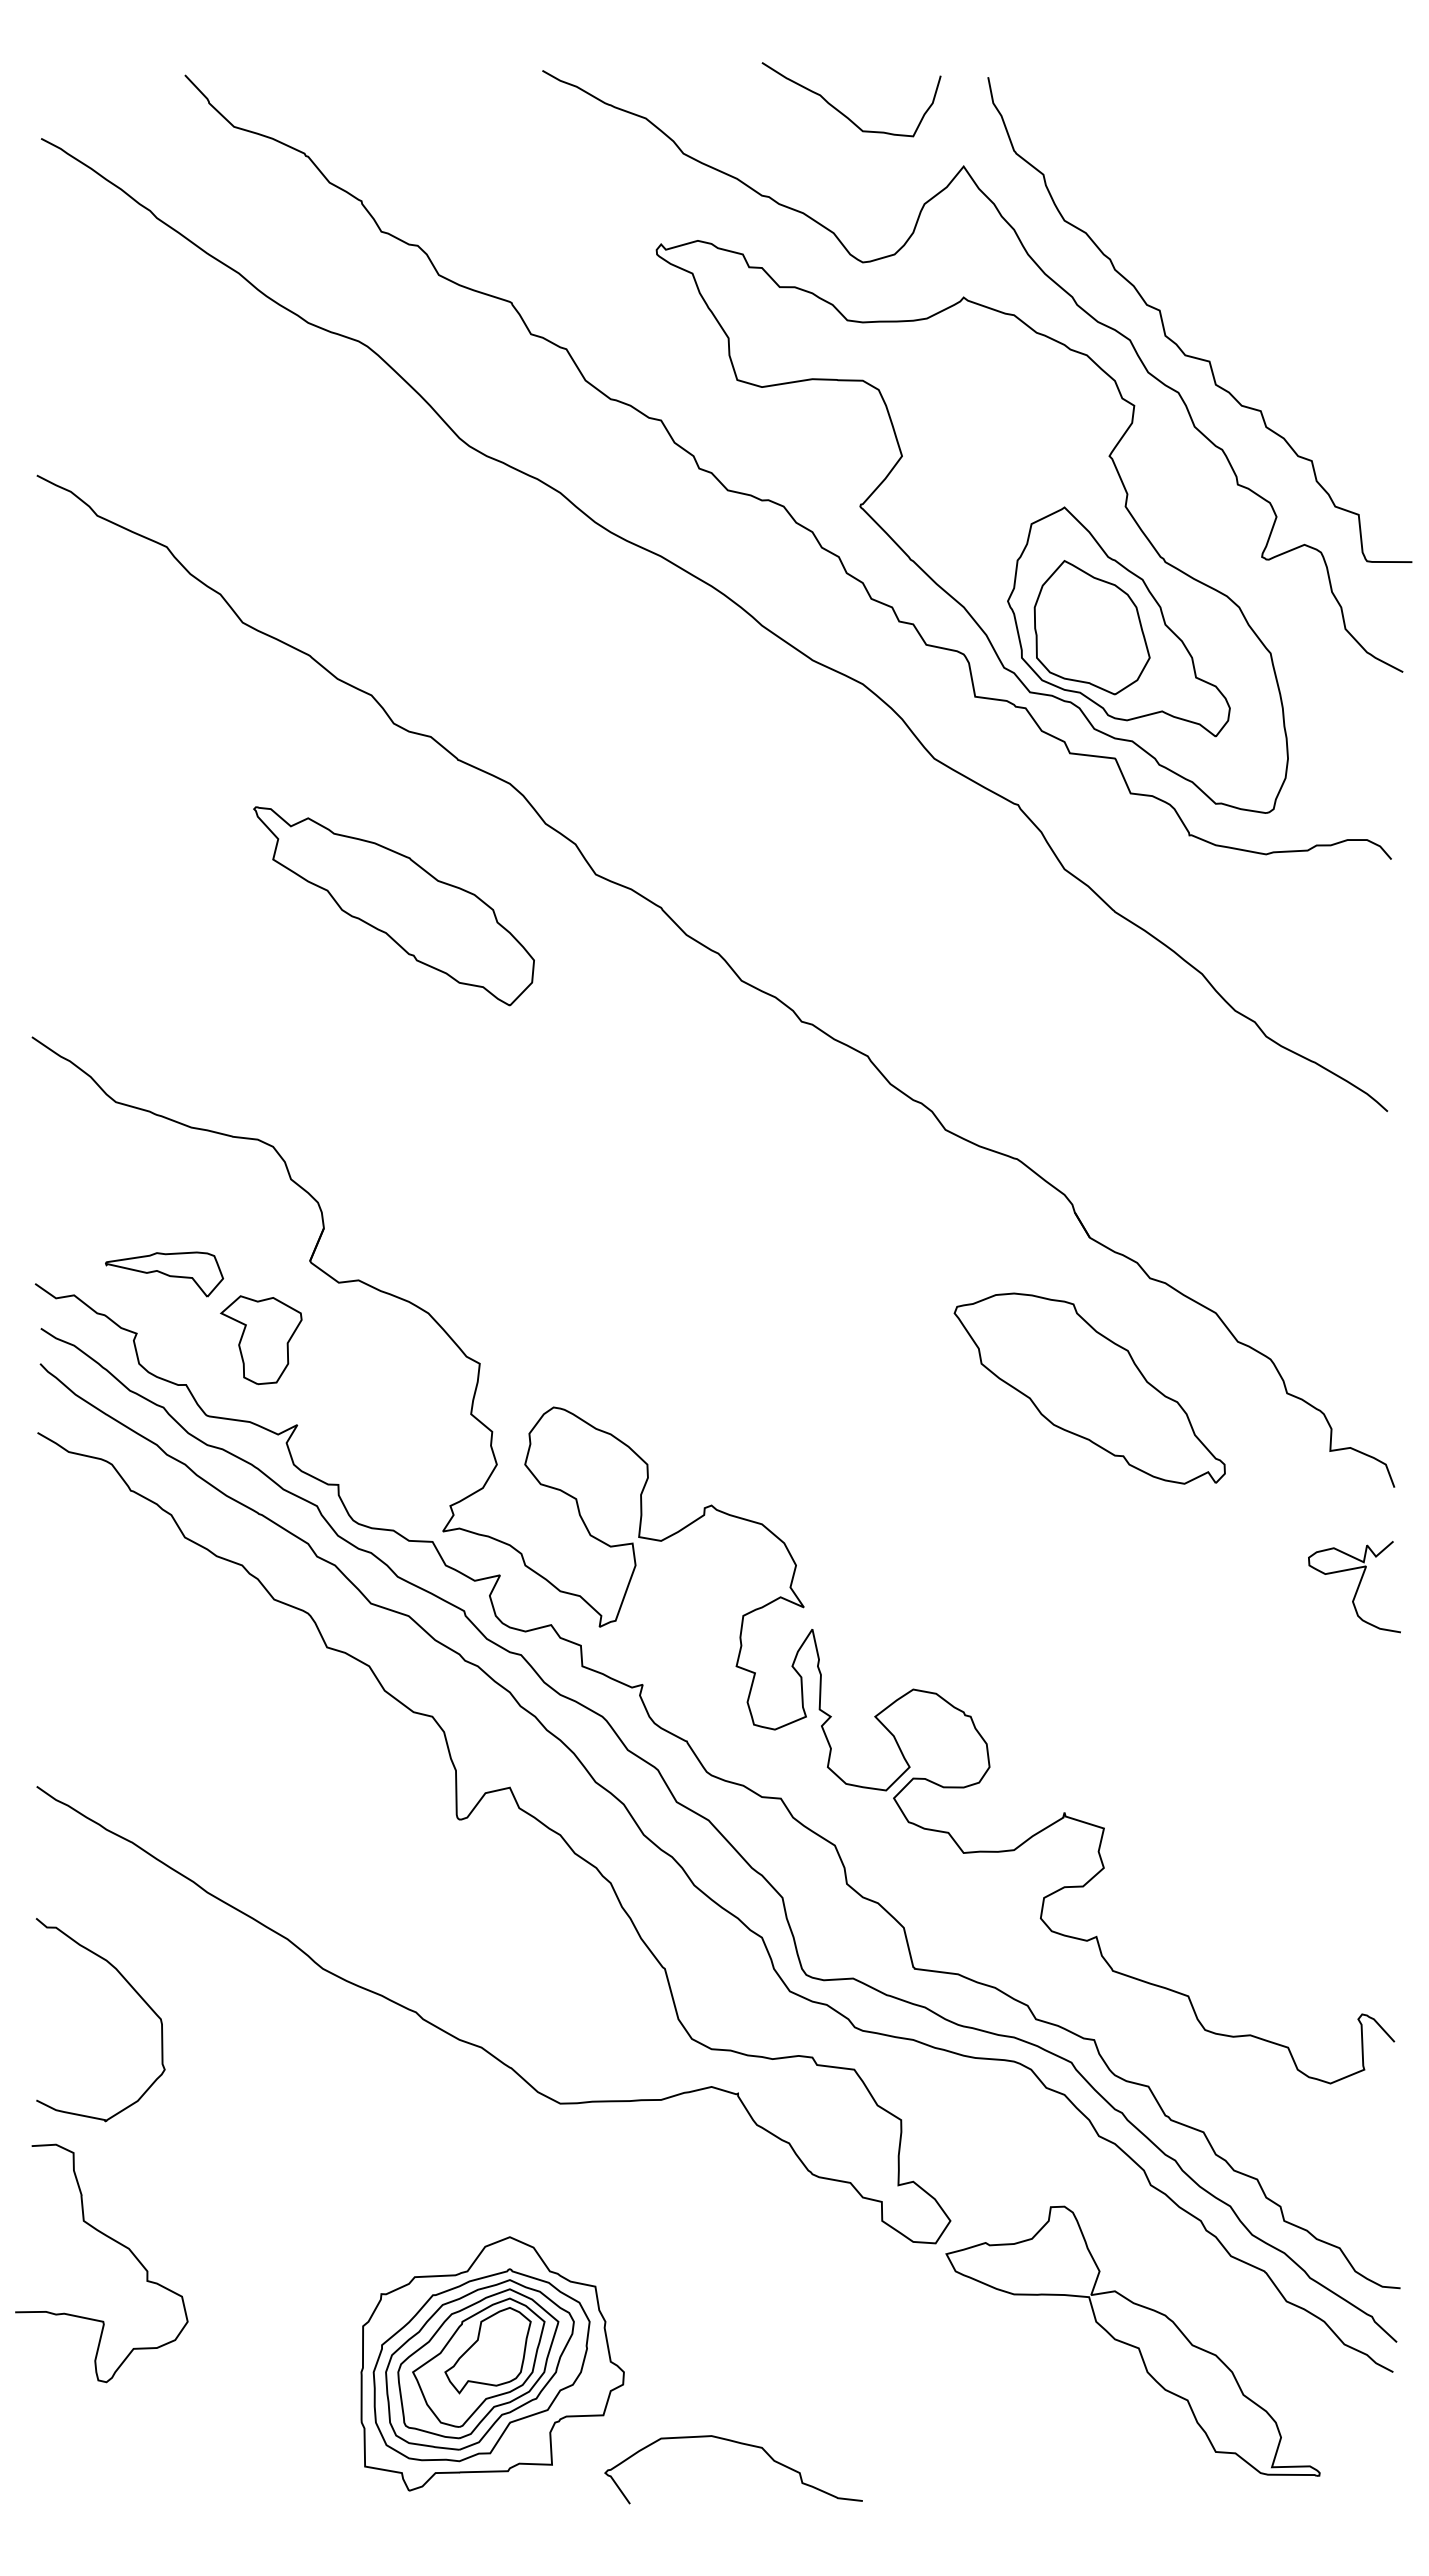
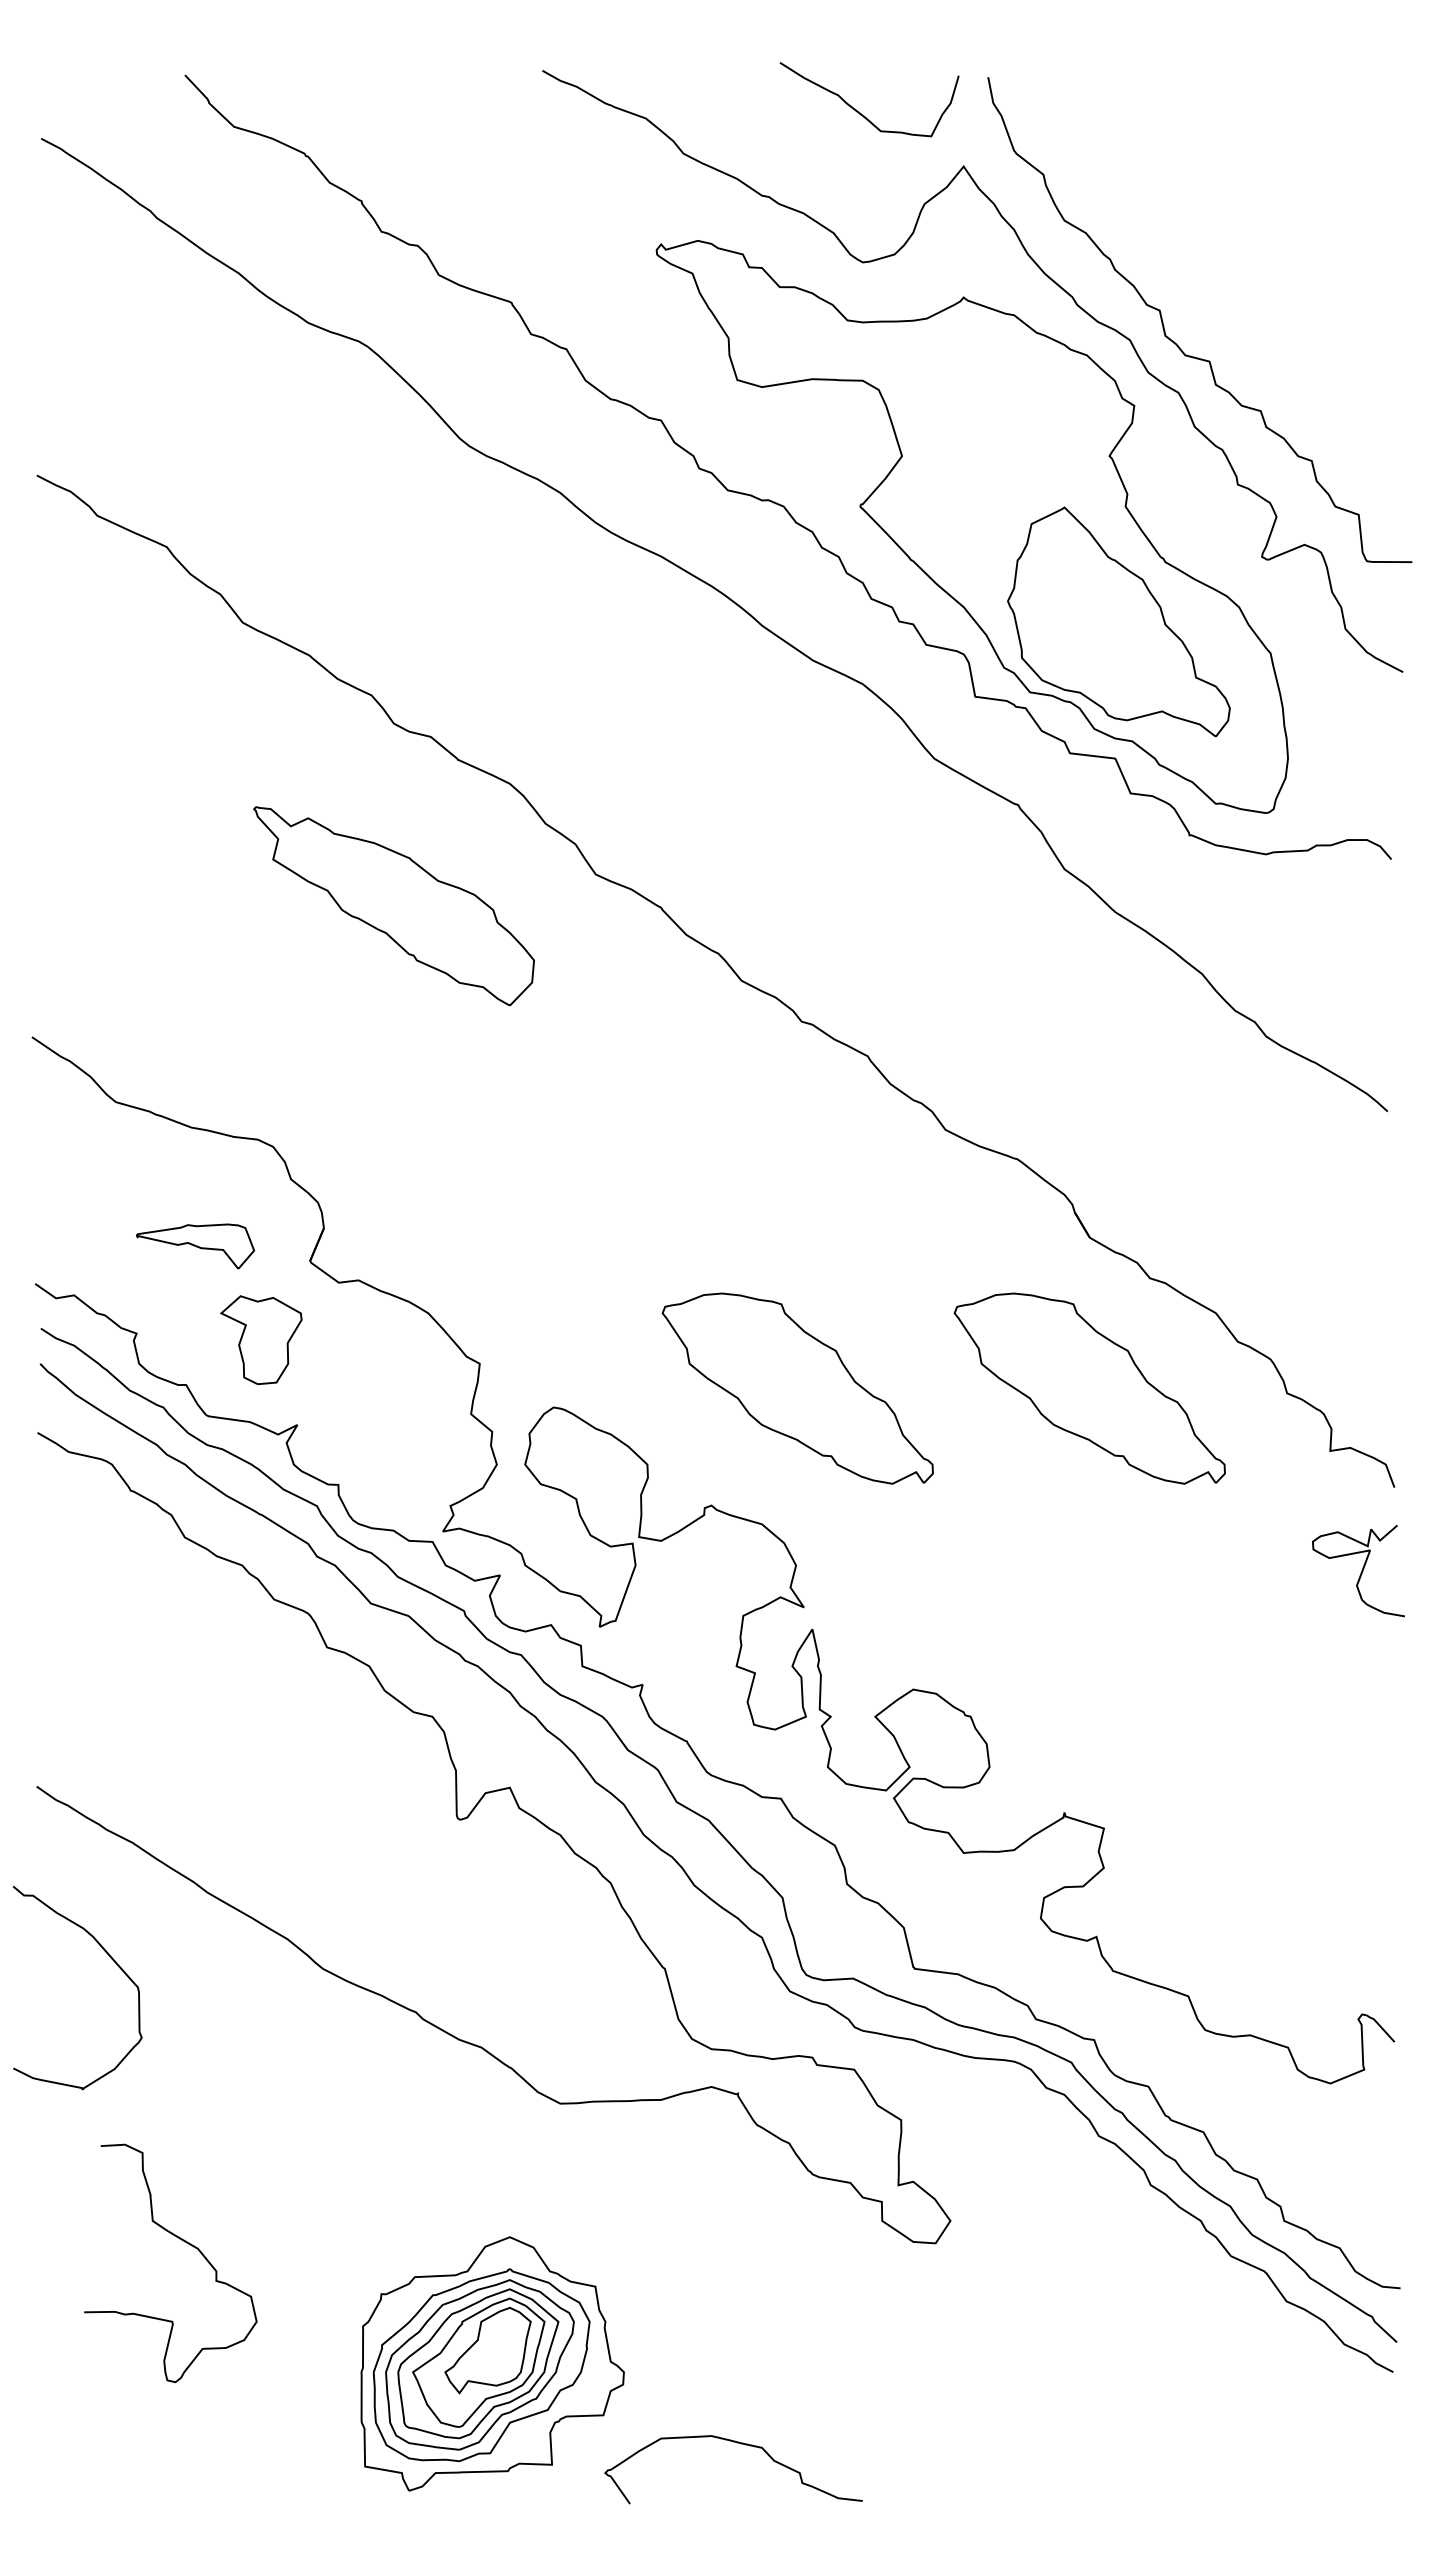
curve position: (842, 112) -> (860, 112) (860, 112)
part: present -> none (1091, 627)
part position: (164, 1274) -> (195, 1246) (195, 1246)
part: none -> present (797, 1388)
curve position: (1356, 1588) -> (1360, 1572) (1360, 1572)
curve position: (133, 1990) -> (110, 1958) (110, 1958)
curve position: (112, 2240) -> (181, 2240) (181, 2240)
part: present -> none (1132, 2340)
